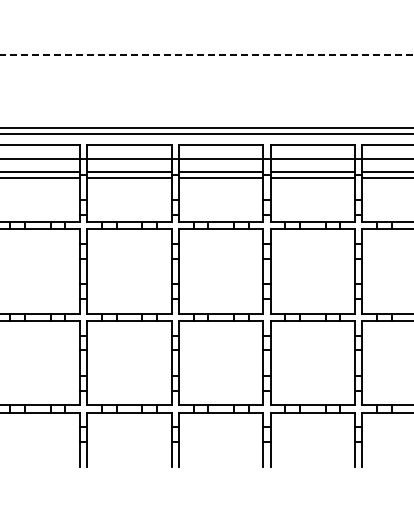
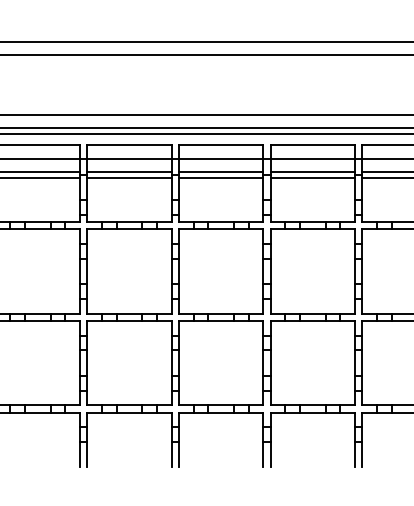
line: none -> present (206, 42)
line: dashed -> solid (207, 55)
line: none -> present (206, 115)
